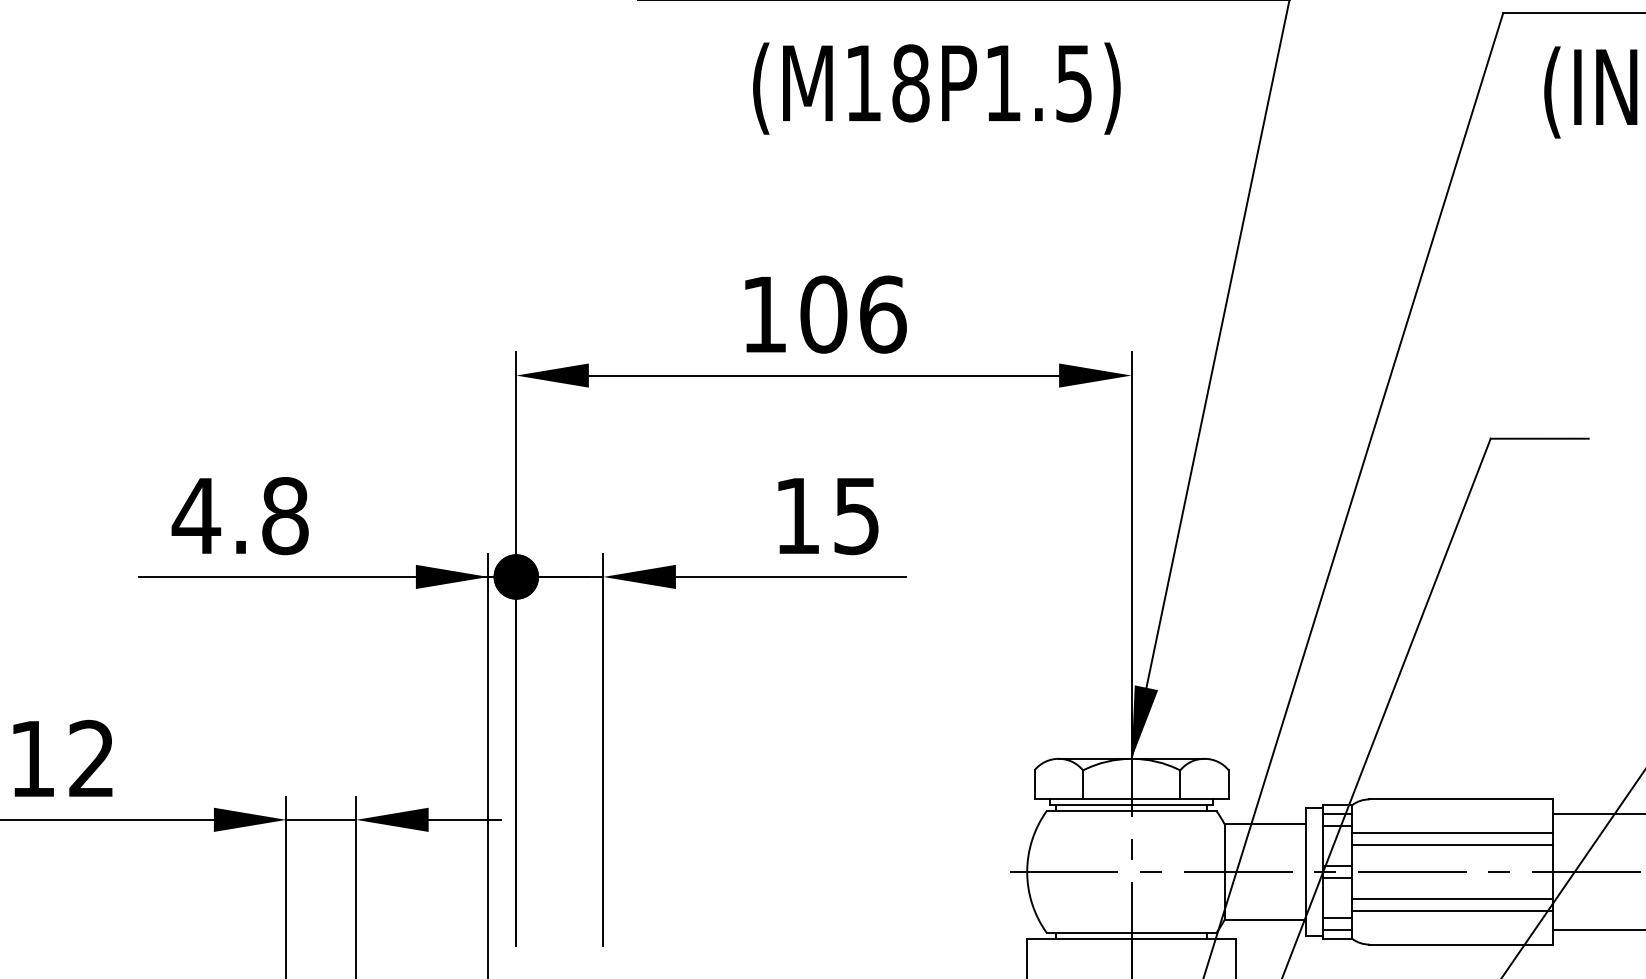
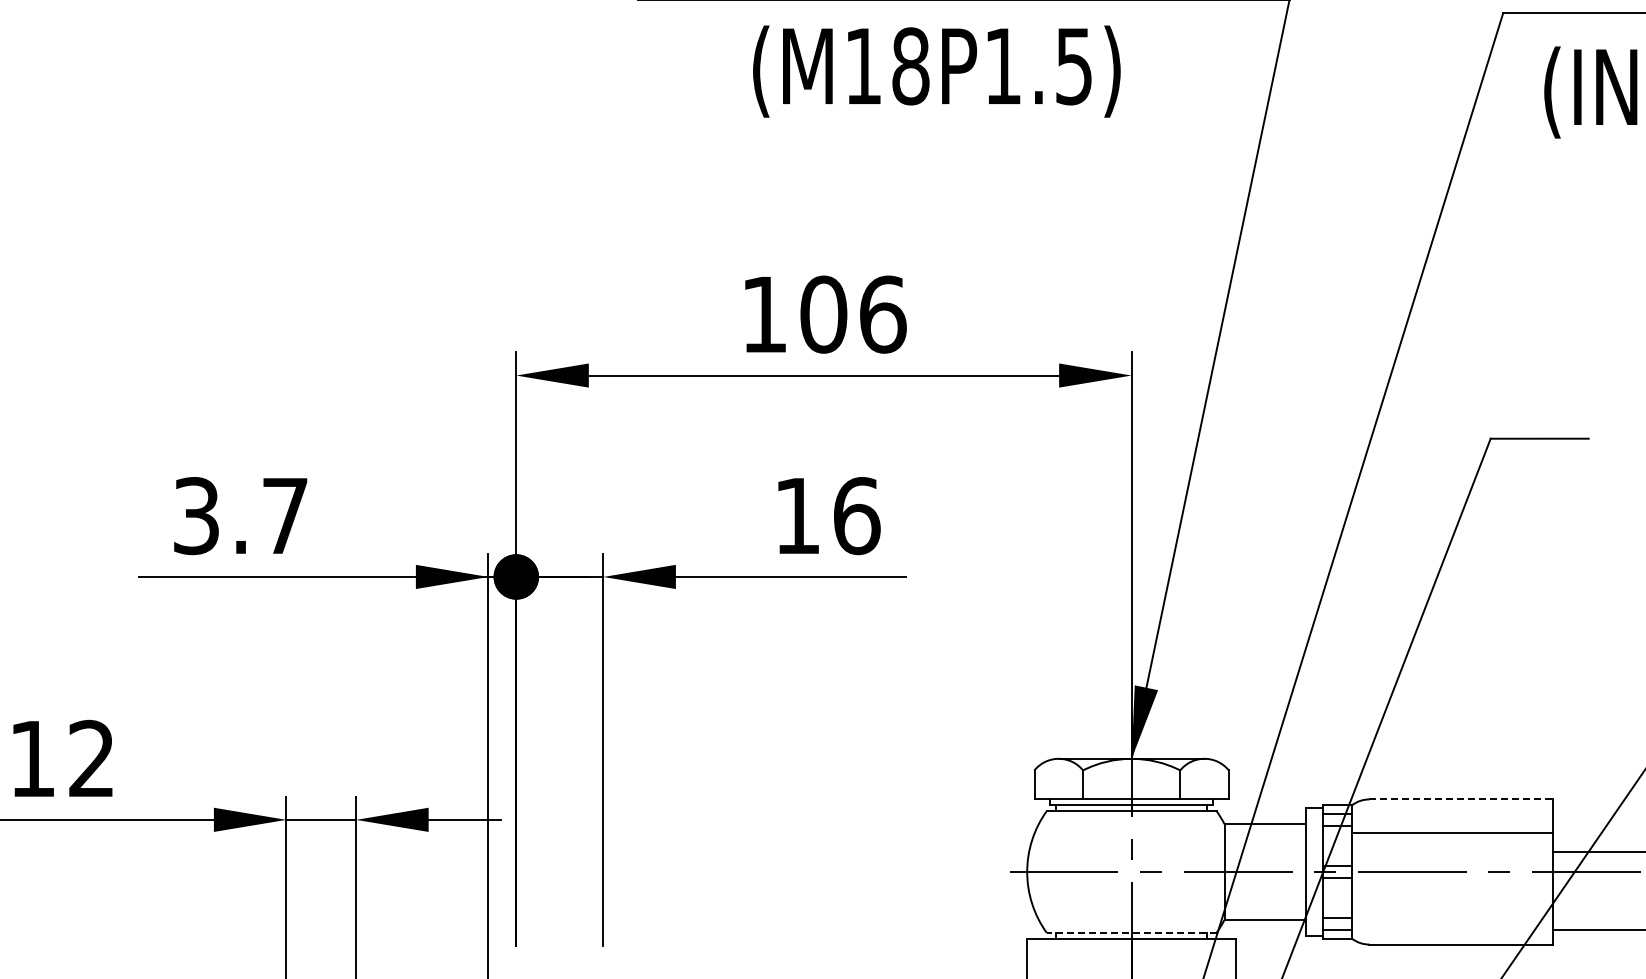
text position: (936, 88) -> (936, 71) (936, 71)
text: 4.8 -> 3.7 (239, 516)
text: 15 -> 16 (857, 516)
line: solid -> dashed (1461, 799)
line position: (1597, 813) -> (1597, 851) (1597, 851)
line: present -> none (1452, 844)
line: present -> none (1452, 899)
line: present -> none (1452, 911)
line: solid -> dashed (1131, 932)
